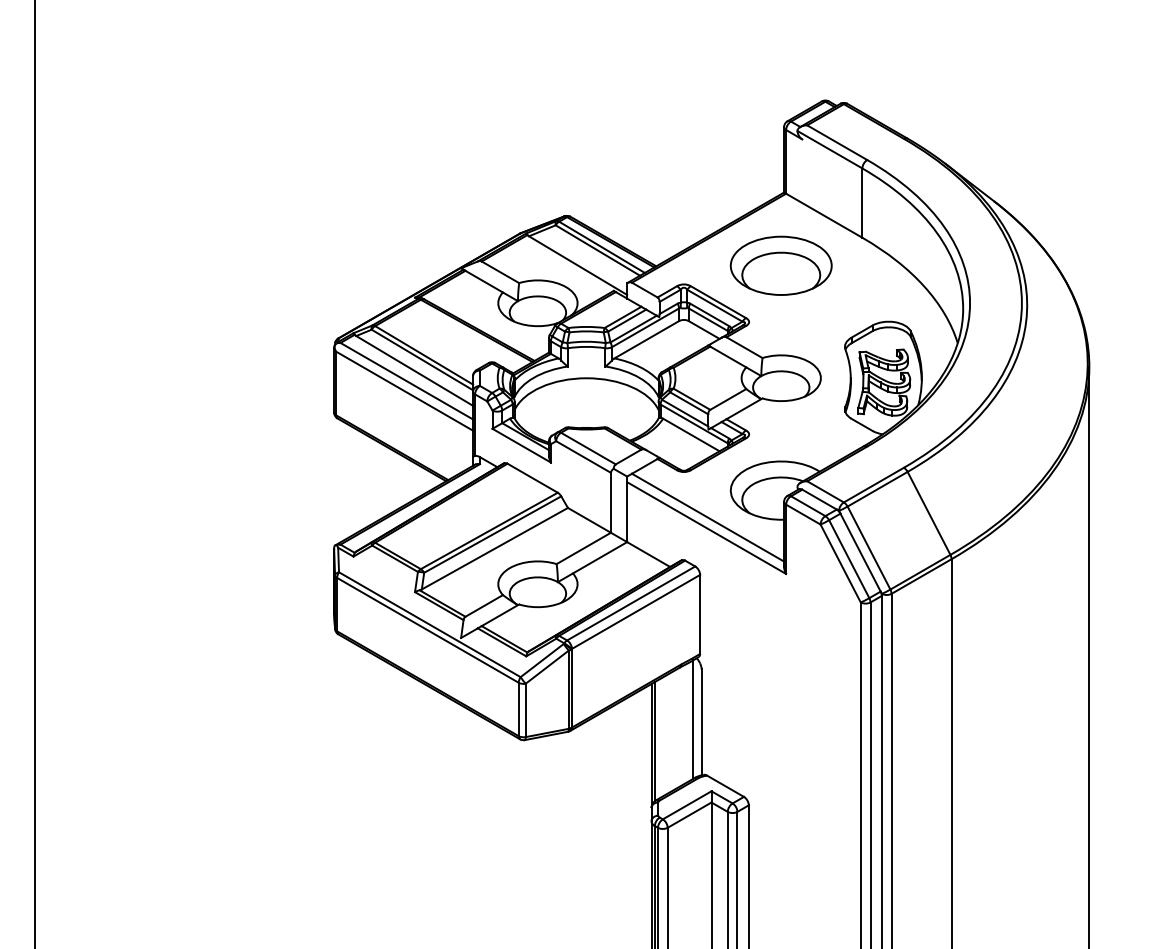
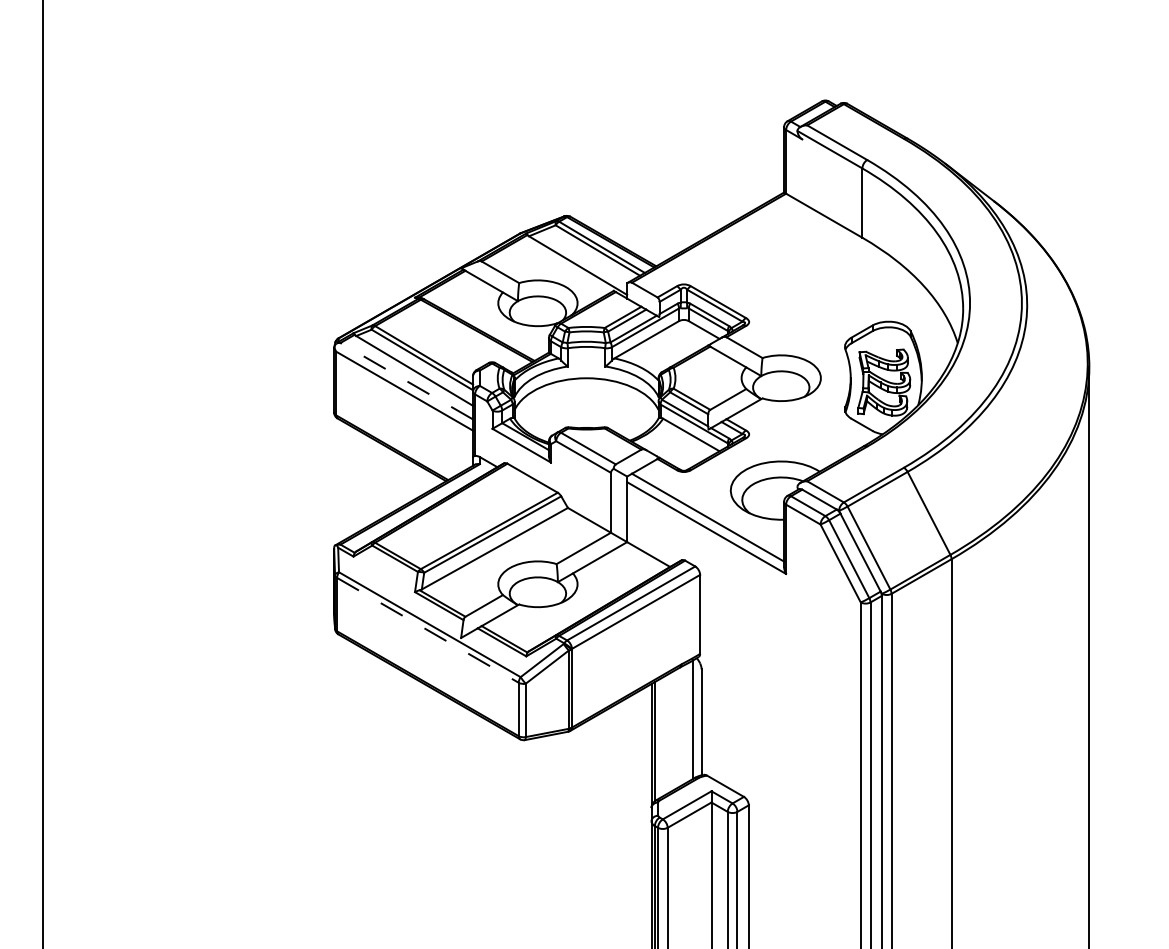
part: present -> none (780, 265)
line: solid -> dashed (406, 380)
line position: (35, 473) -> (43, 473) (43, 473)
line: solid -> dashed (427, 630)
